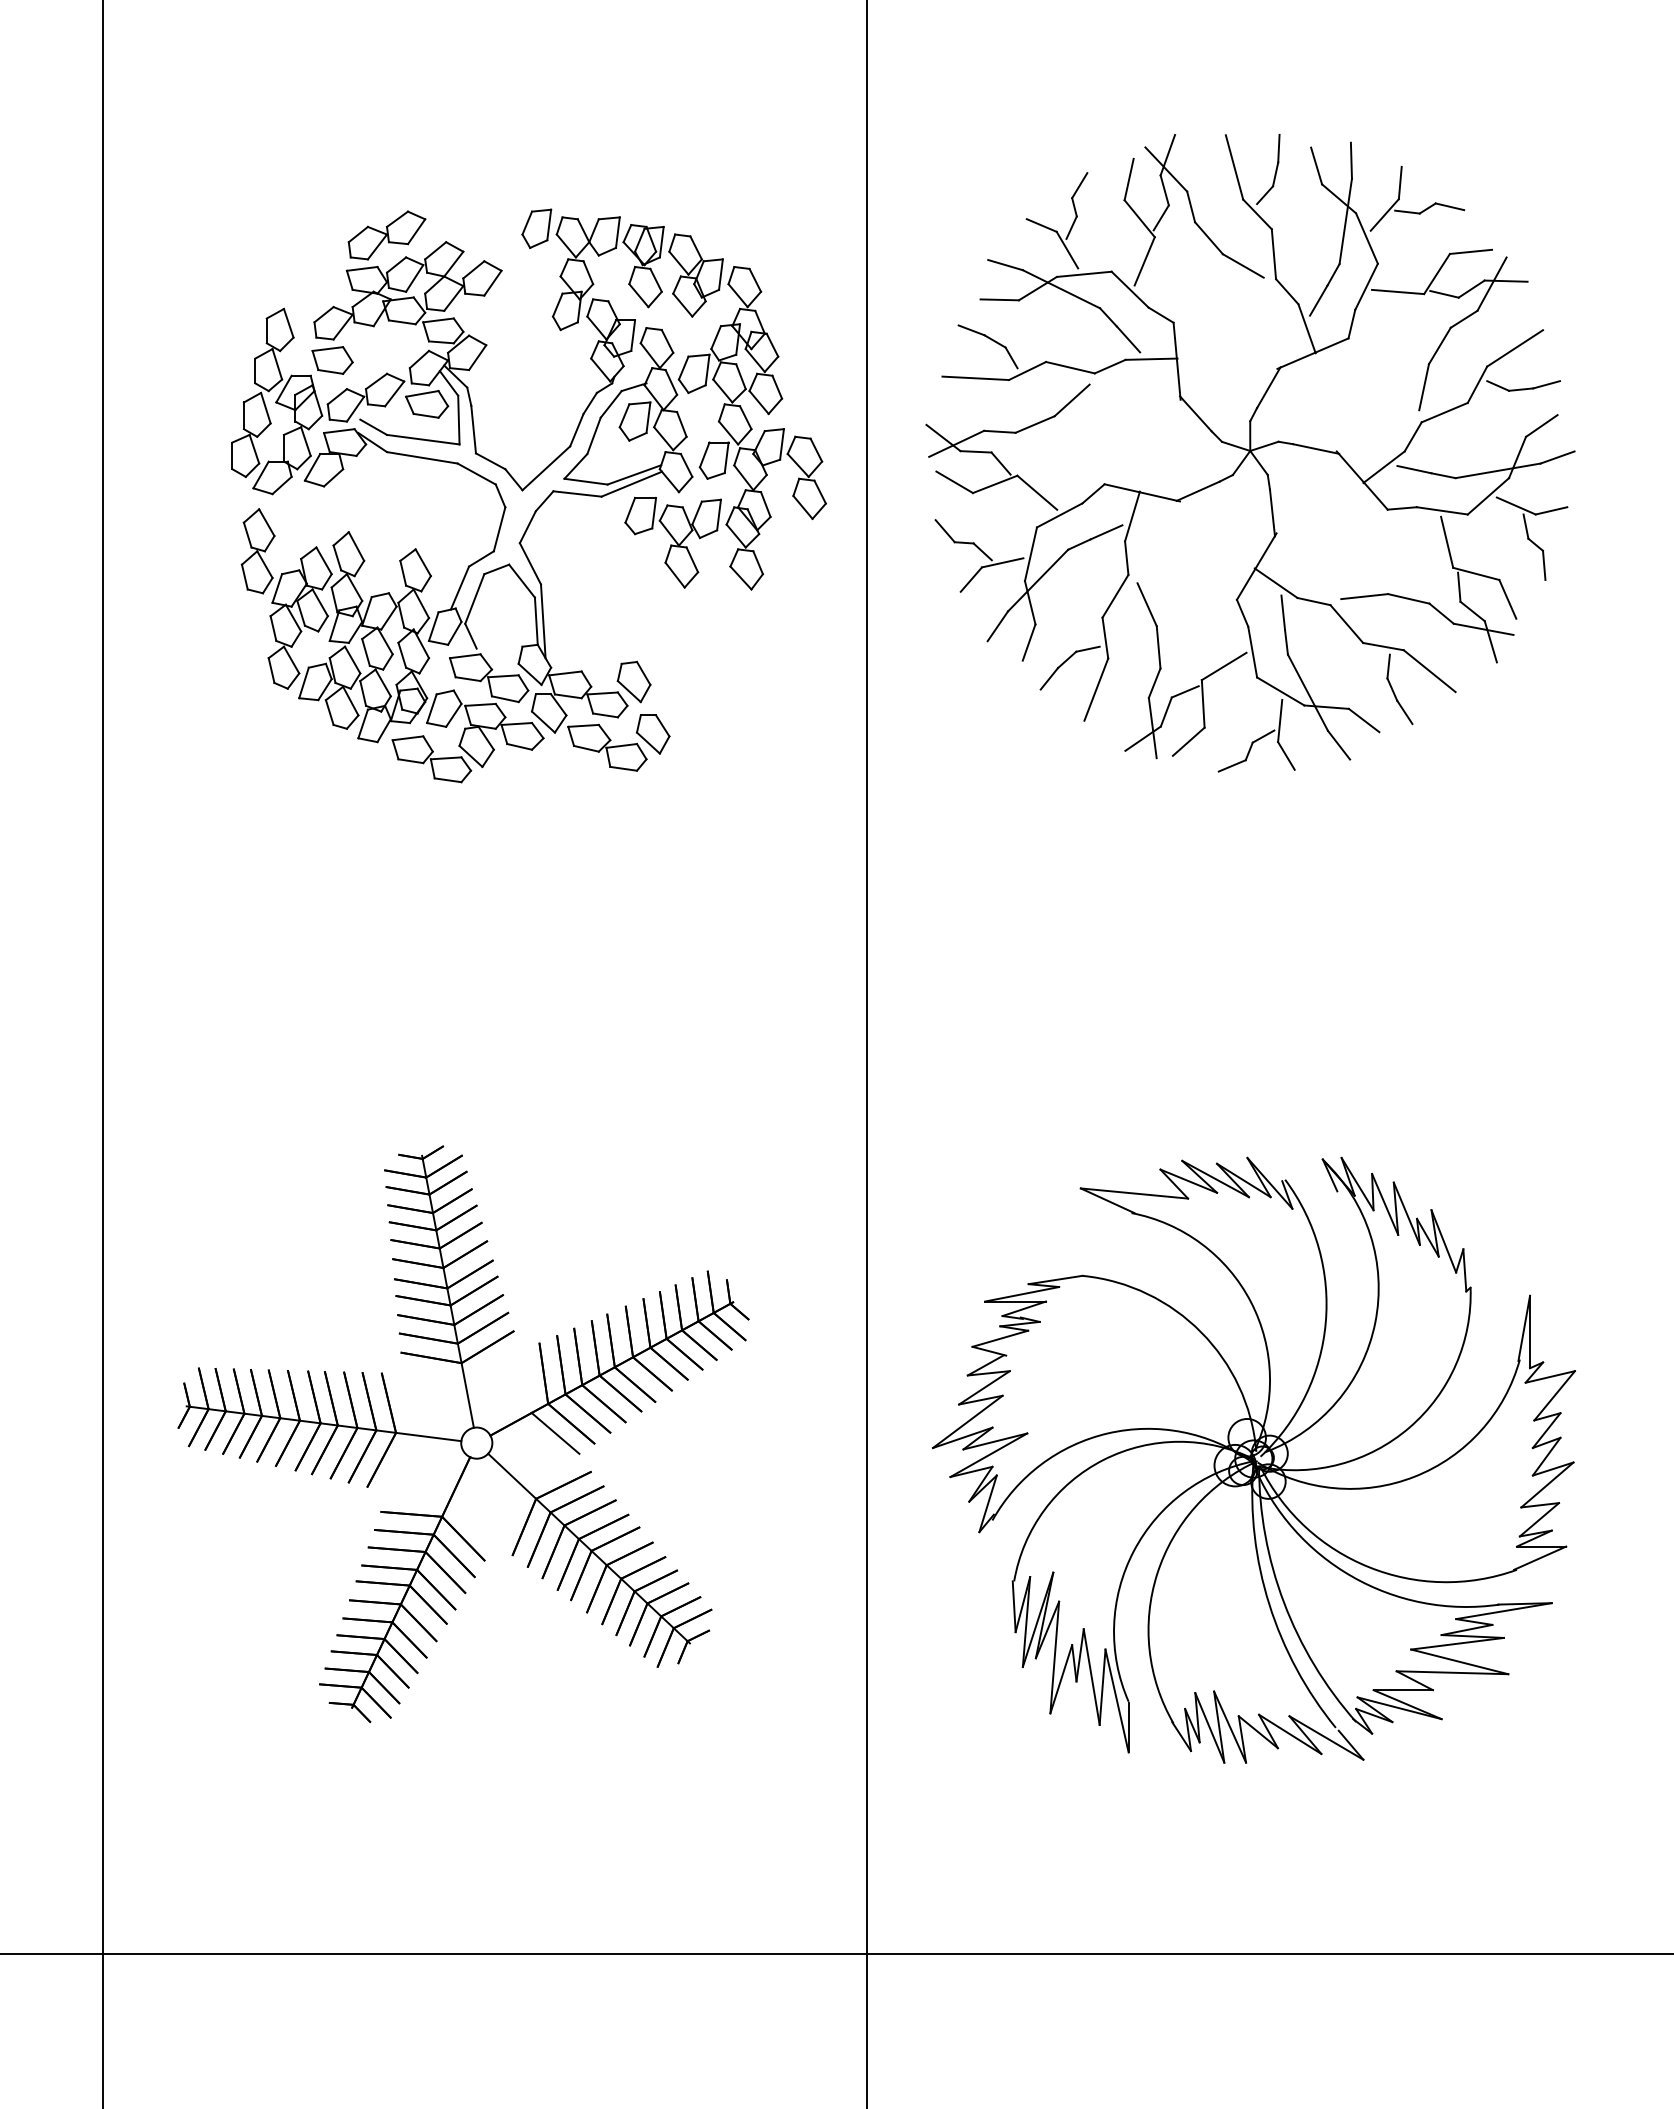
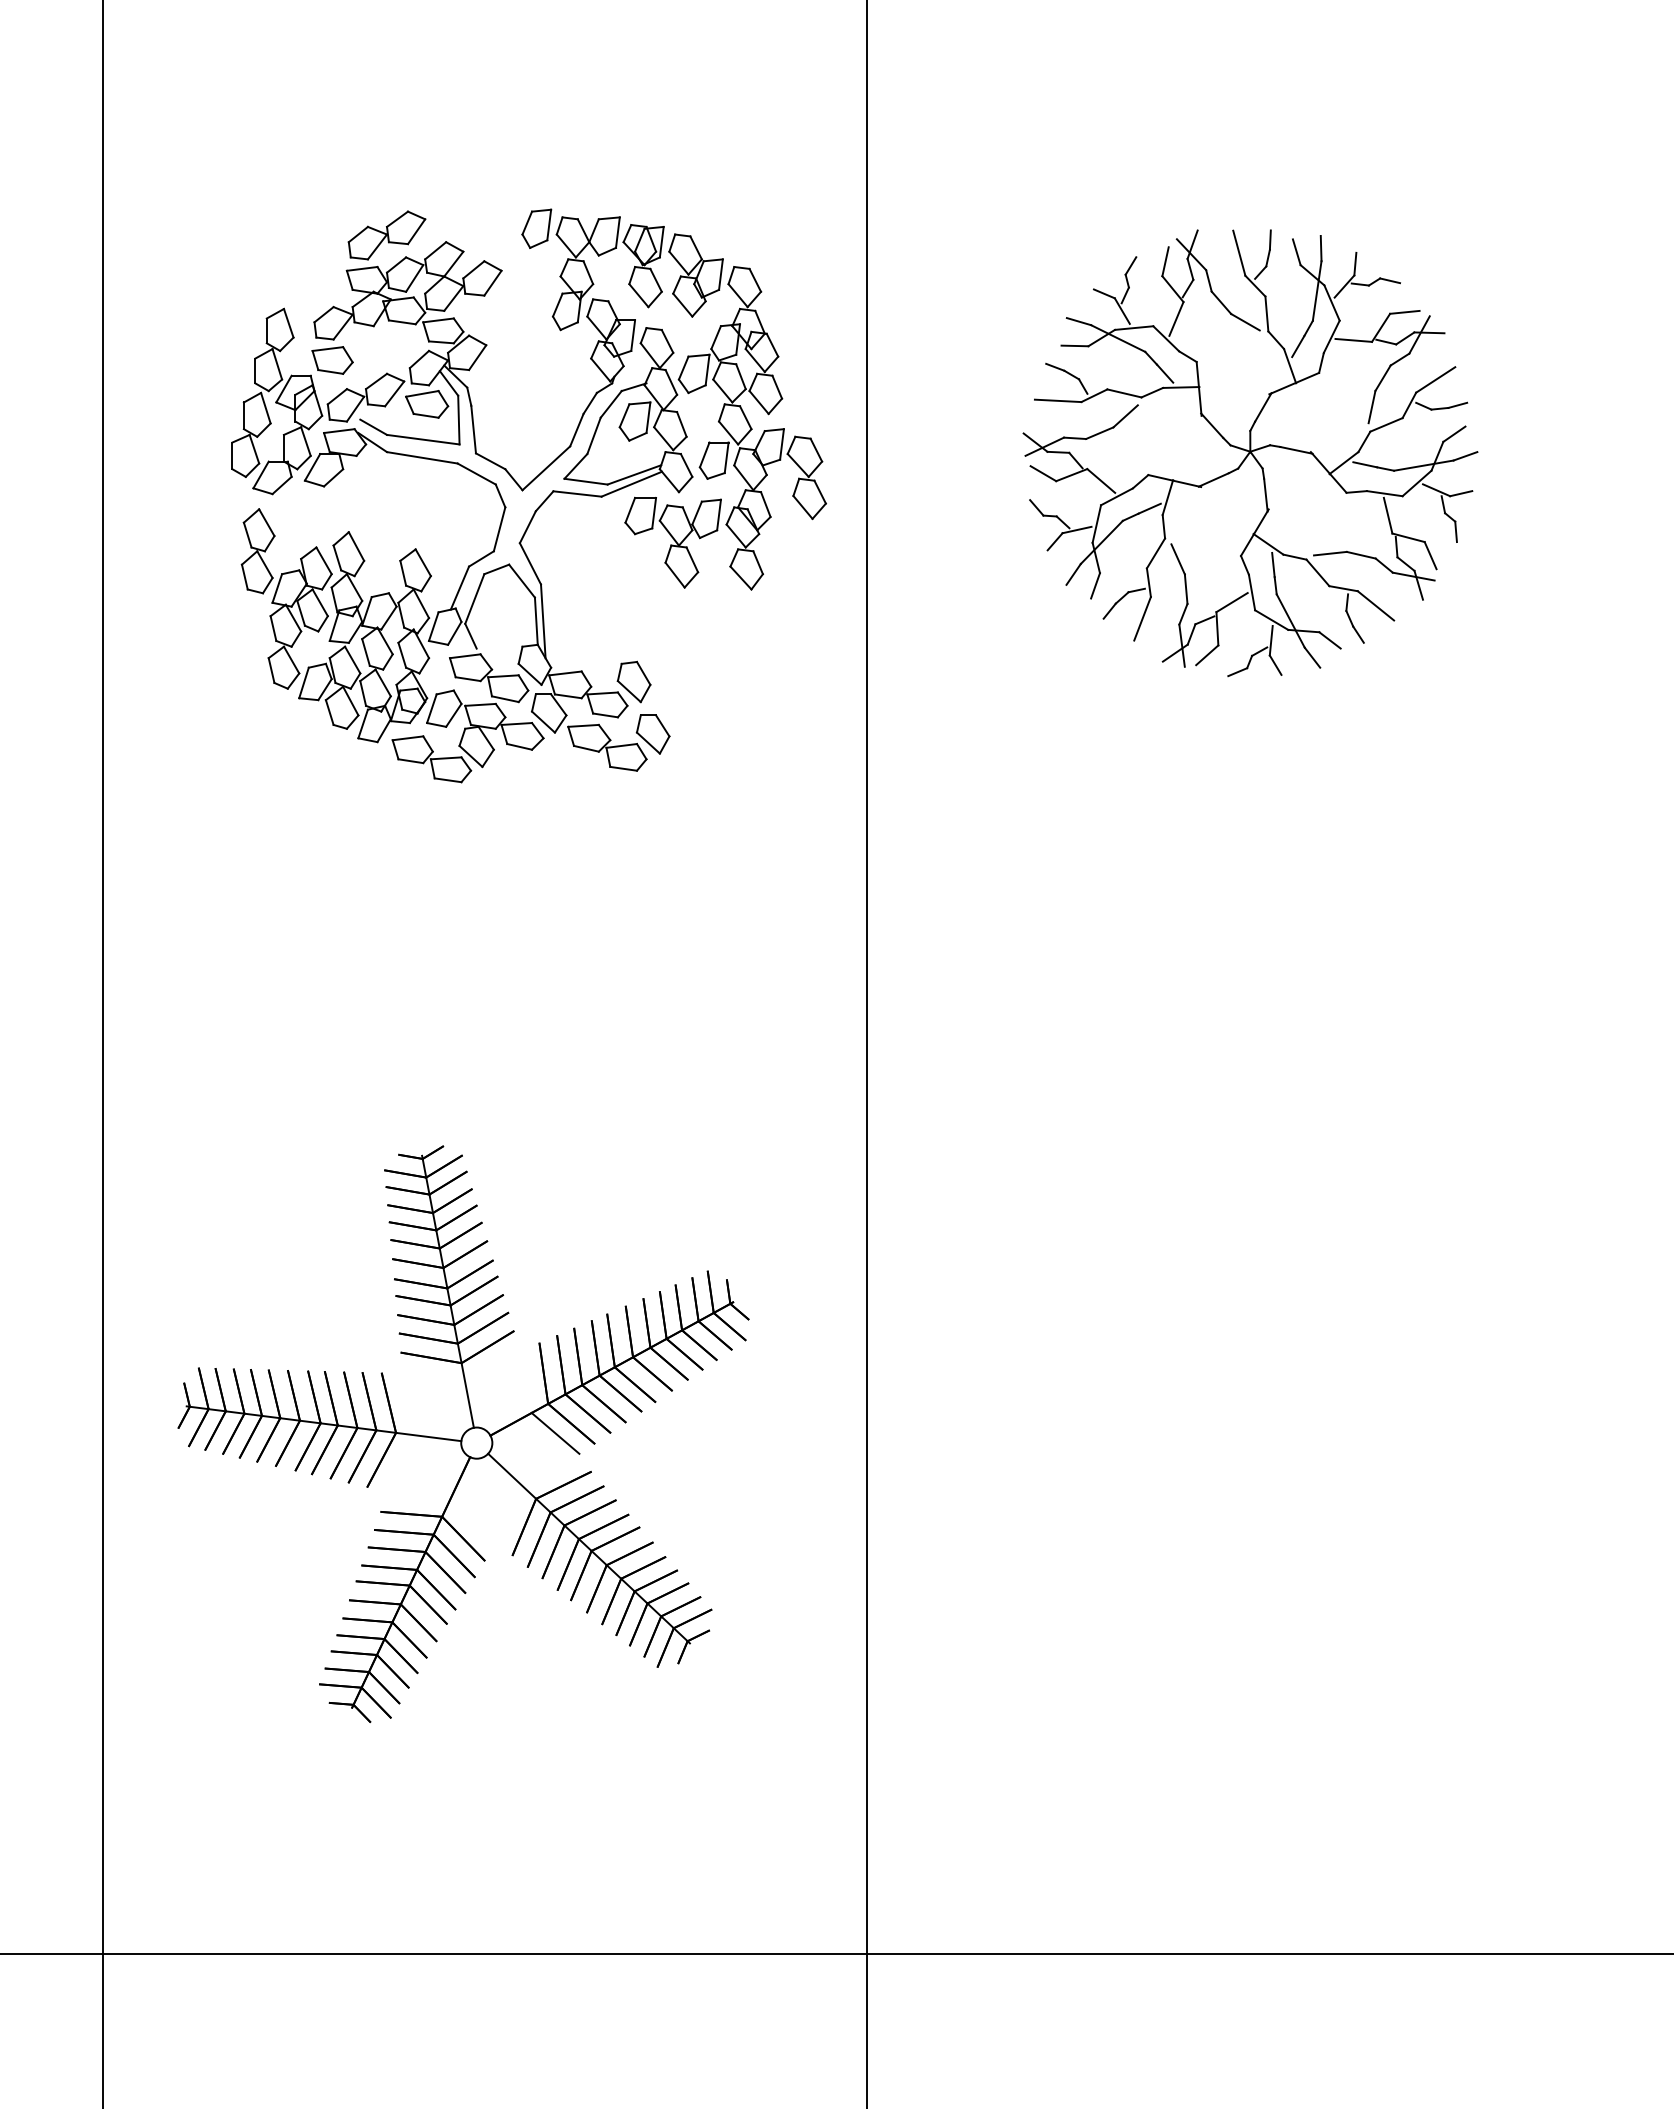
part size: 651x639 px -> 457x448 px (1250, 452)
part: present -> none (1253, 1459)
